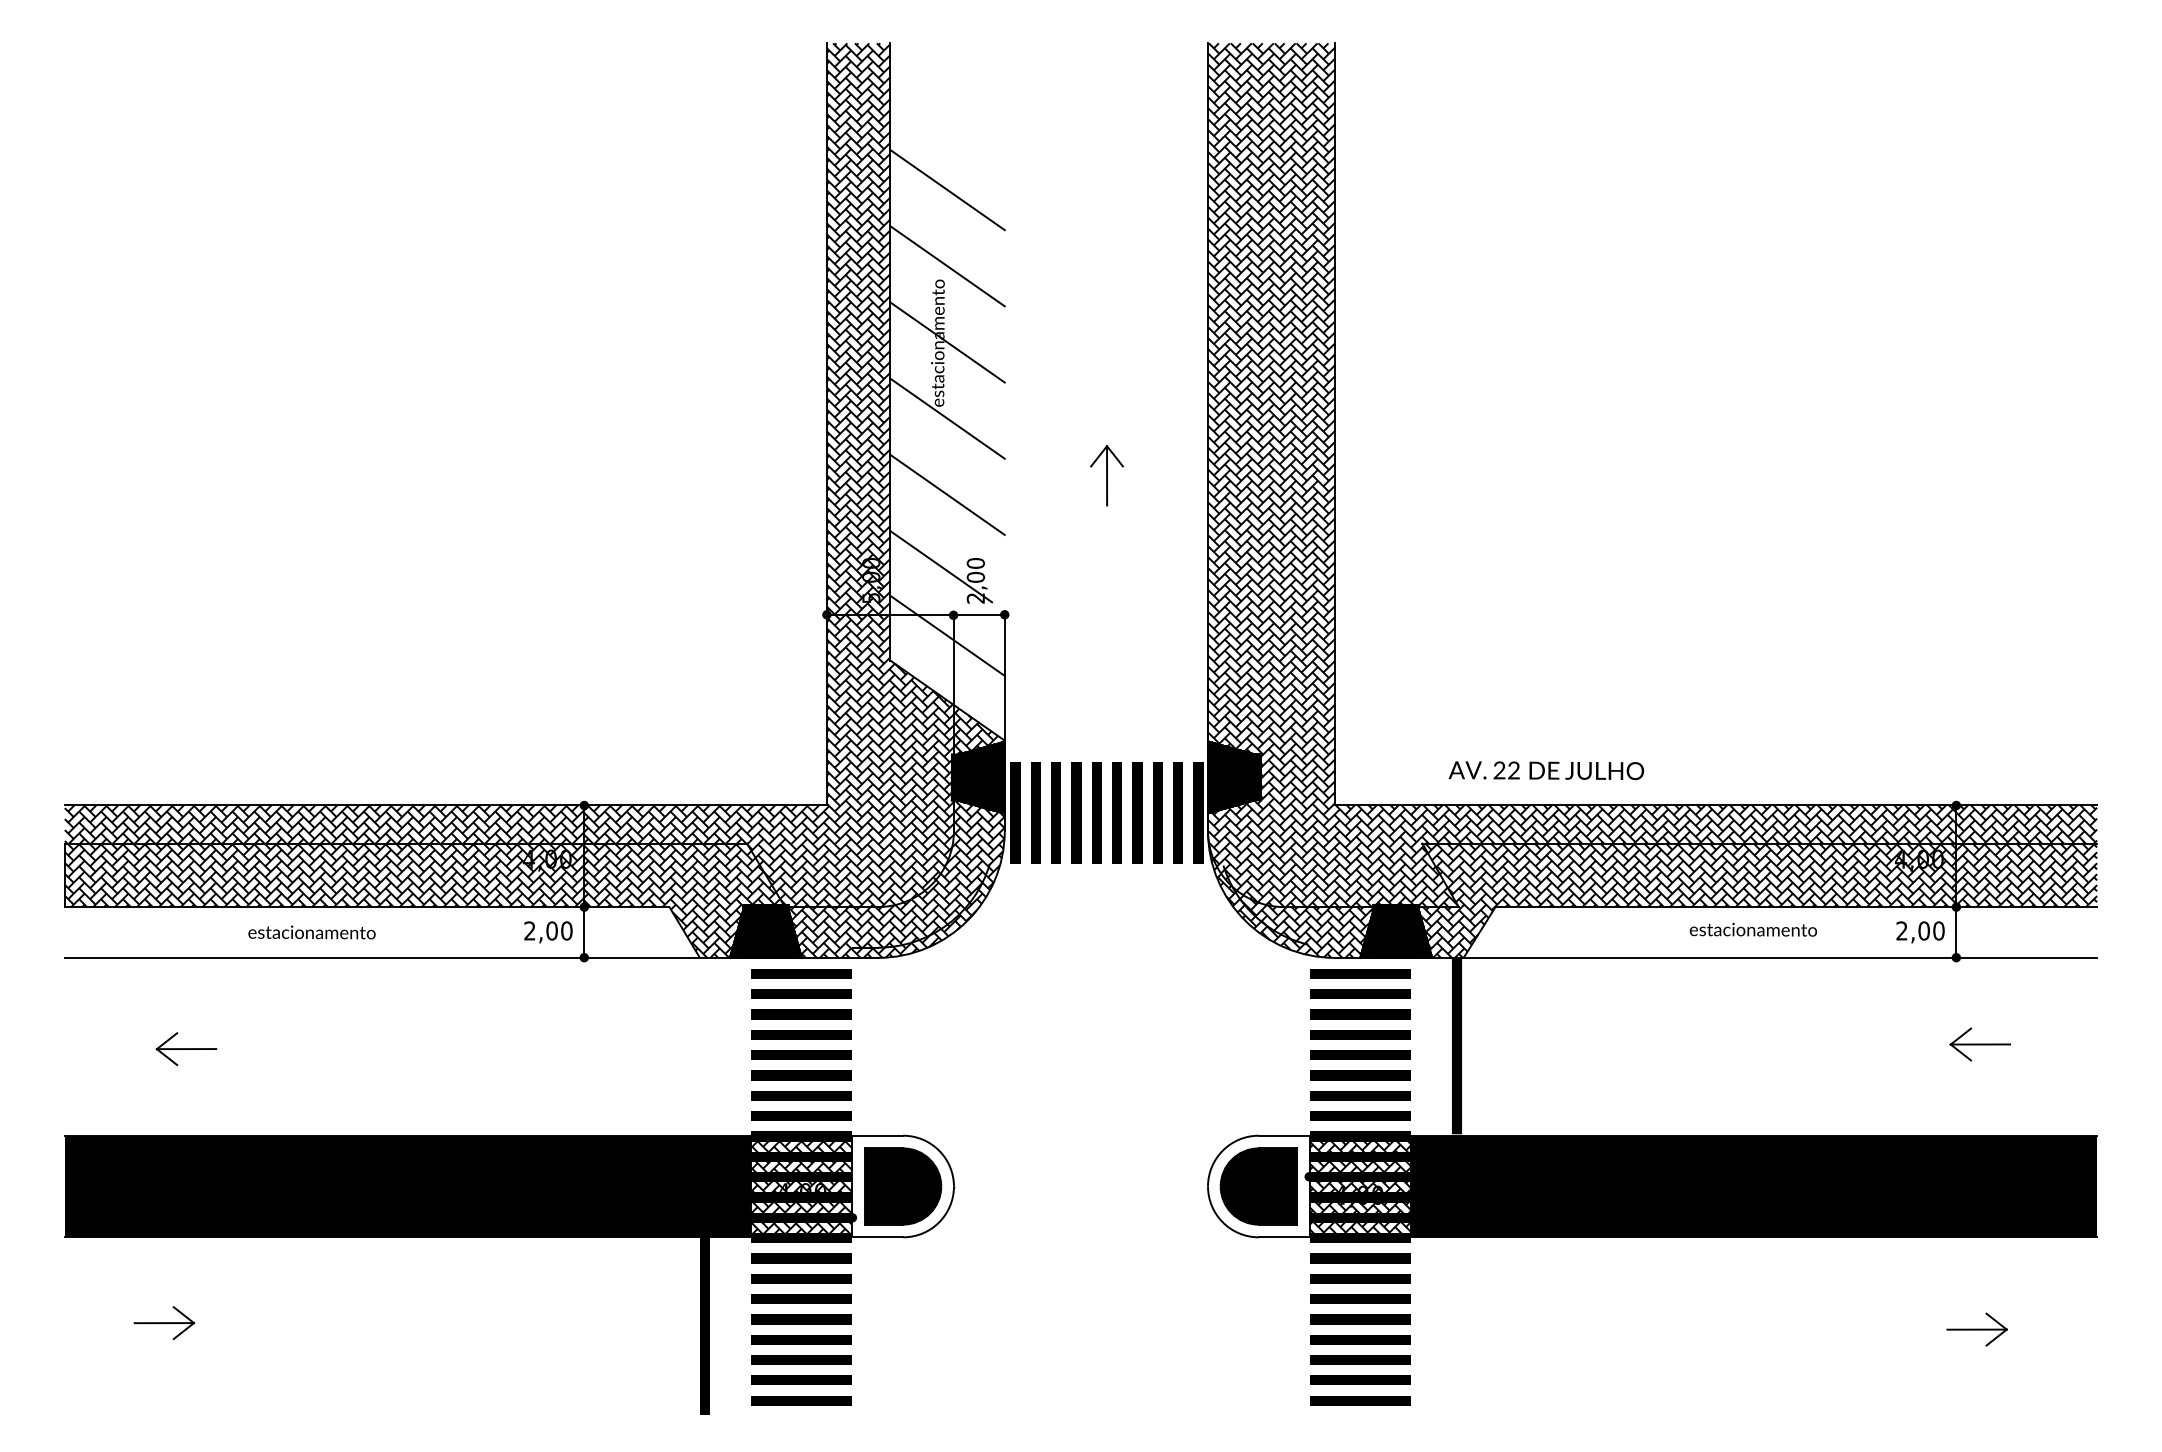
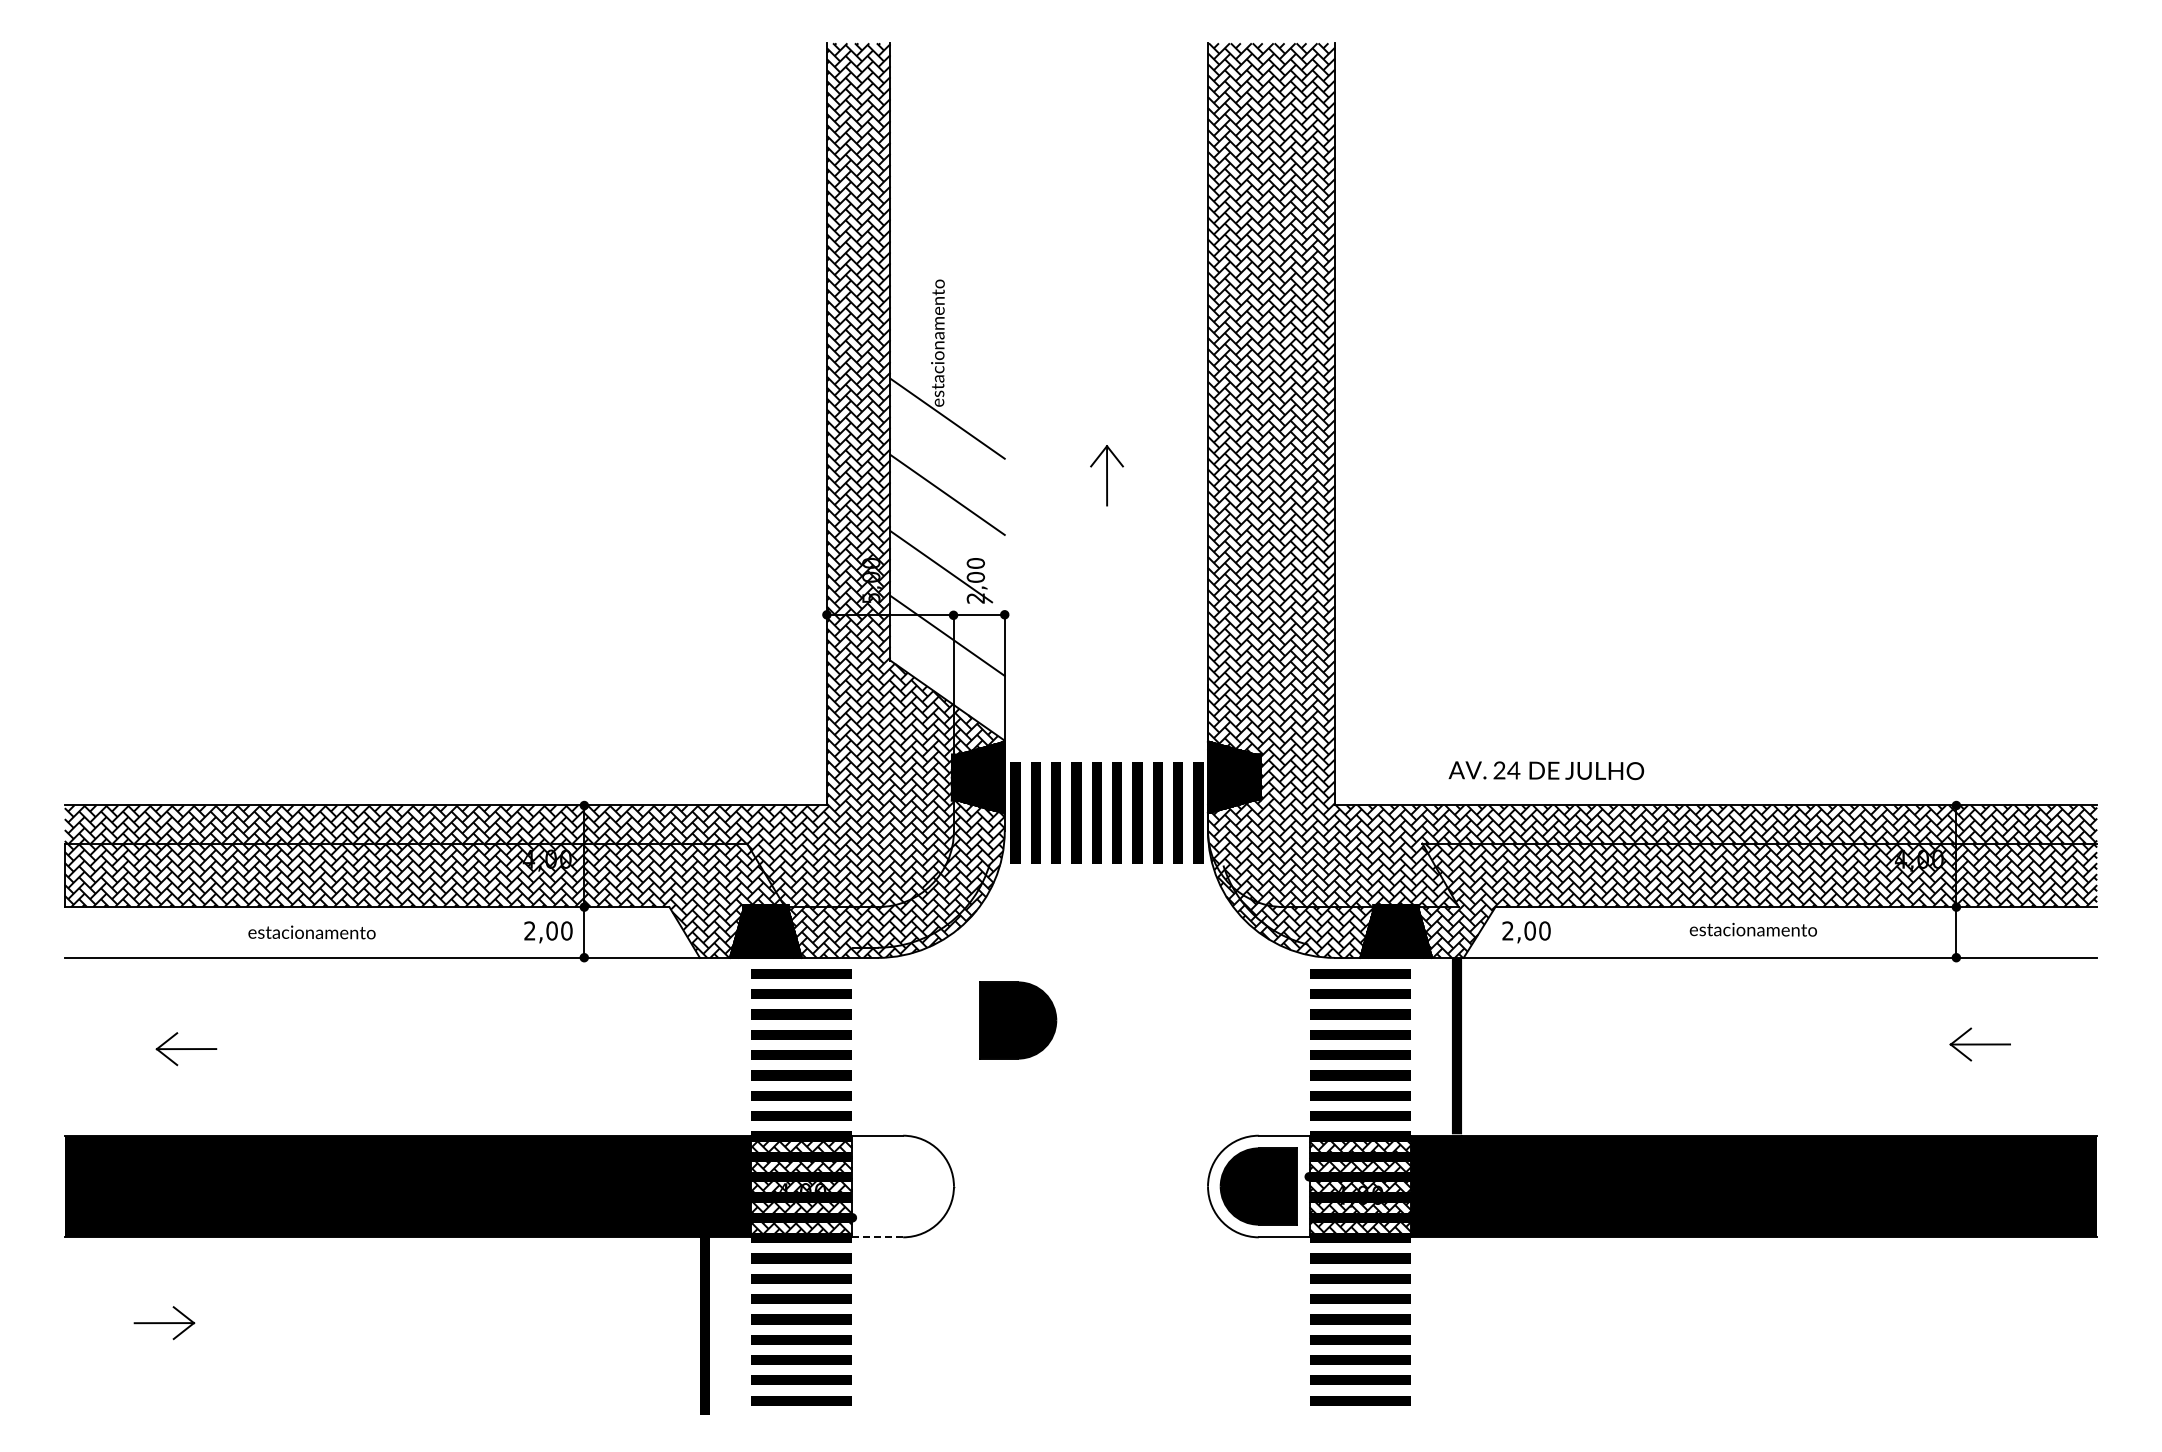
line: present -> none (947, 190)
line: present -> none (947, 266)
line: present -> none (947, 342)
text: 22 -> 24 (1513, 770)
text position: (1920, 932) -> (1526, 932) (1526, 932)
part position: (903, 1186) -> (1018, 1020) (1018, 1020)
line: solid -> dashed (878, 1237)
part: present -> none (1976, 1329)
